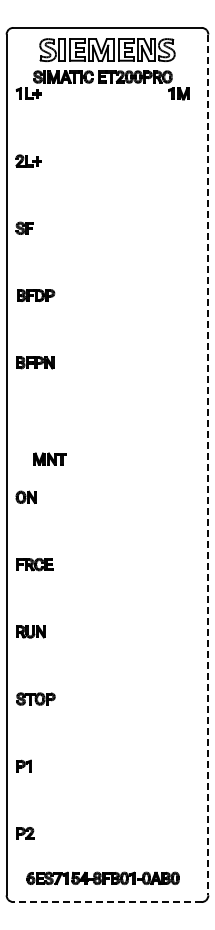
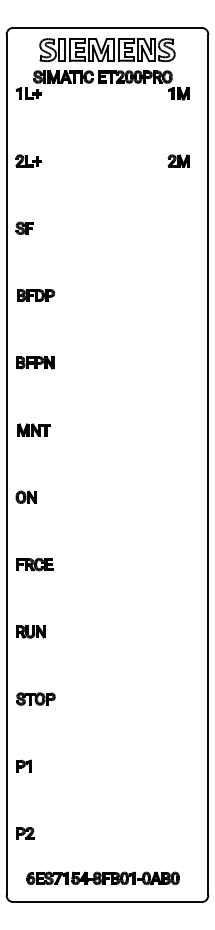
part: none -> present (178, 160)
part position: (49, 458) -> (33, 429) (33, 429)
line: dashed -> solid (208, 465)
line: dashed -> solid (107, 902)
